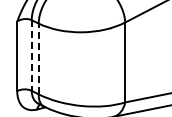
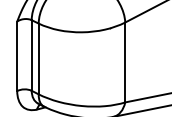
line: dashed -> solid (31, 56)
line: dashed -> solid (38, 58)
